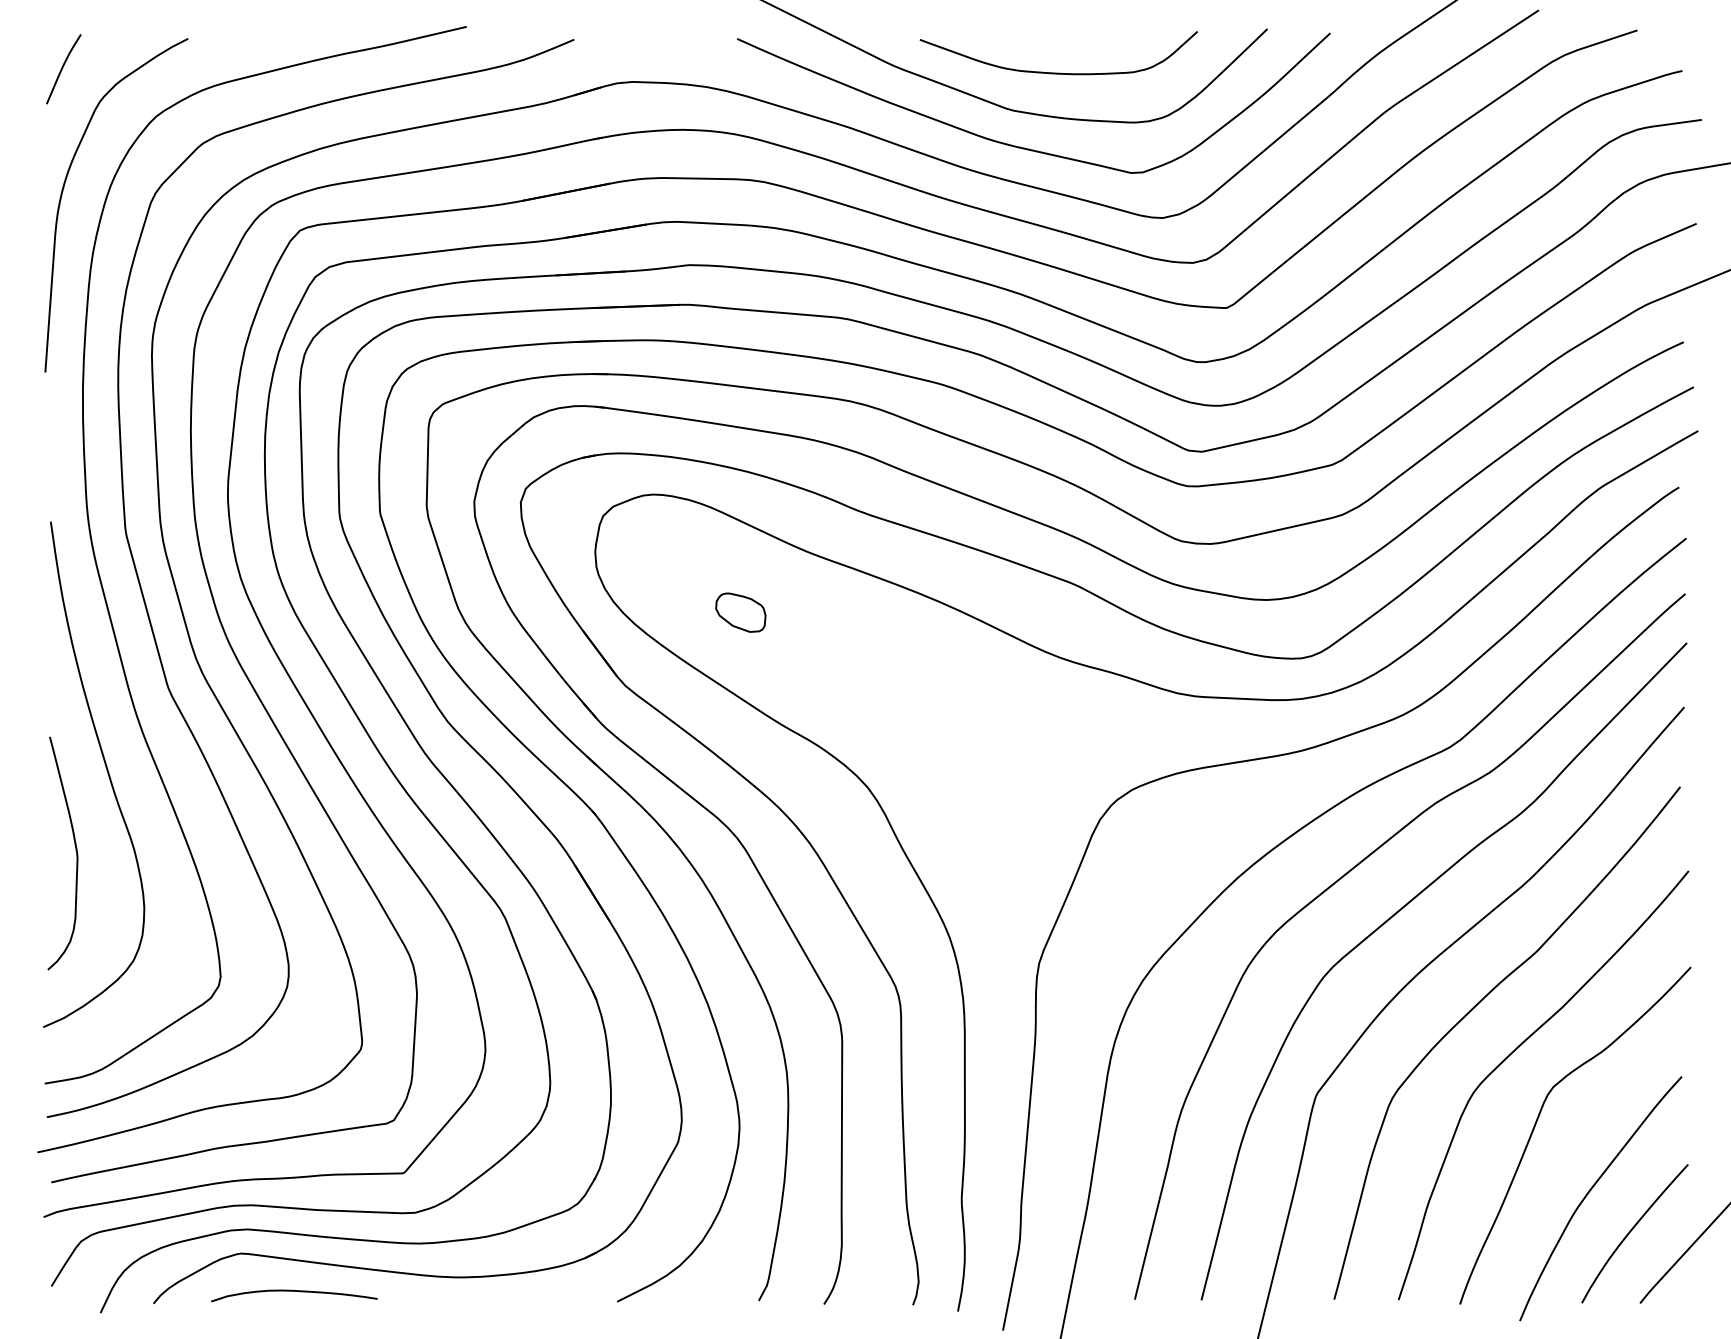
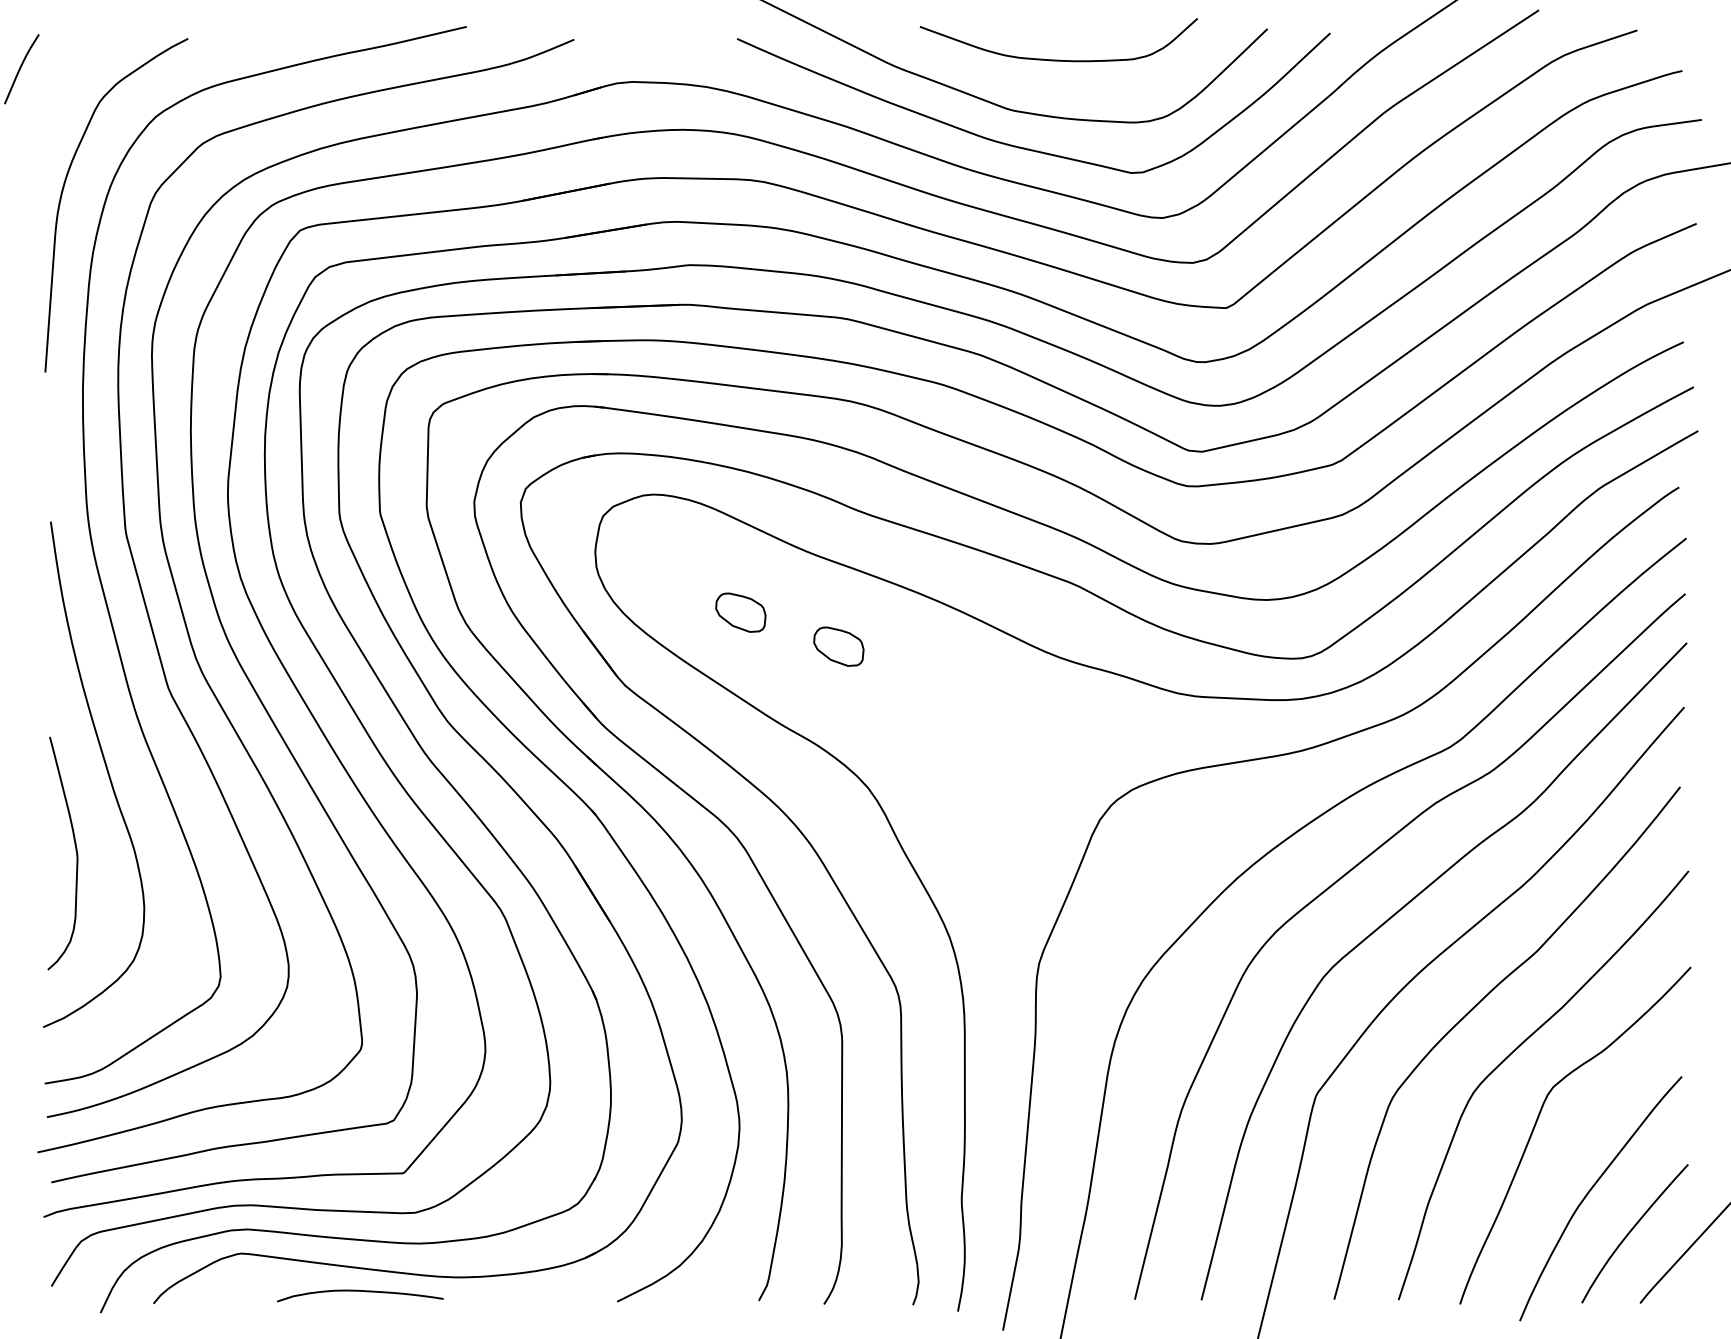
curve position: (63, 68) -> (21, 68) (21, 68)
curve position: (1058, 72) -> (1058, 59) (1058, 59)
part: none -> present (838, 646)
curve position: (294, 1291) -> (360, 1291) (360, 1291)
